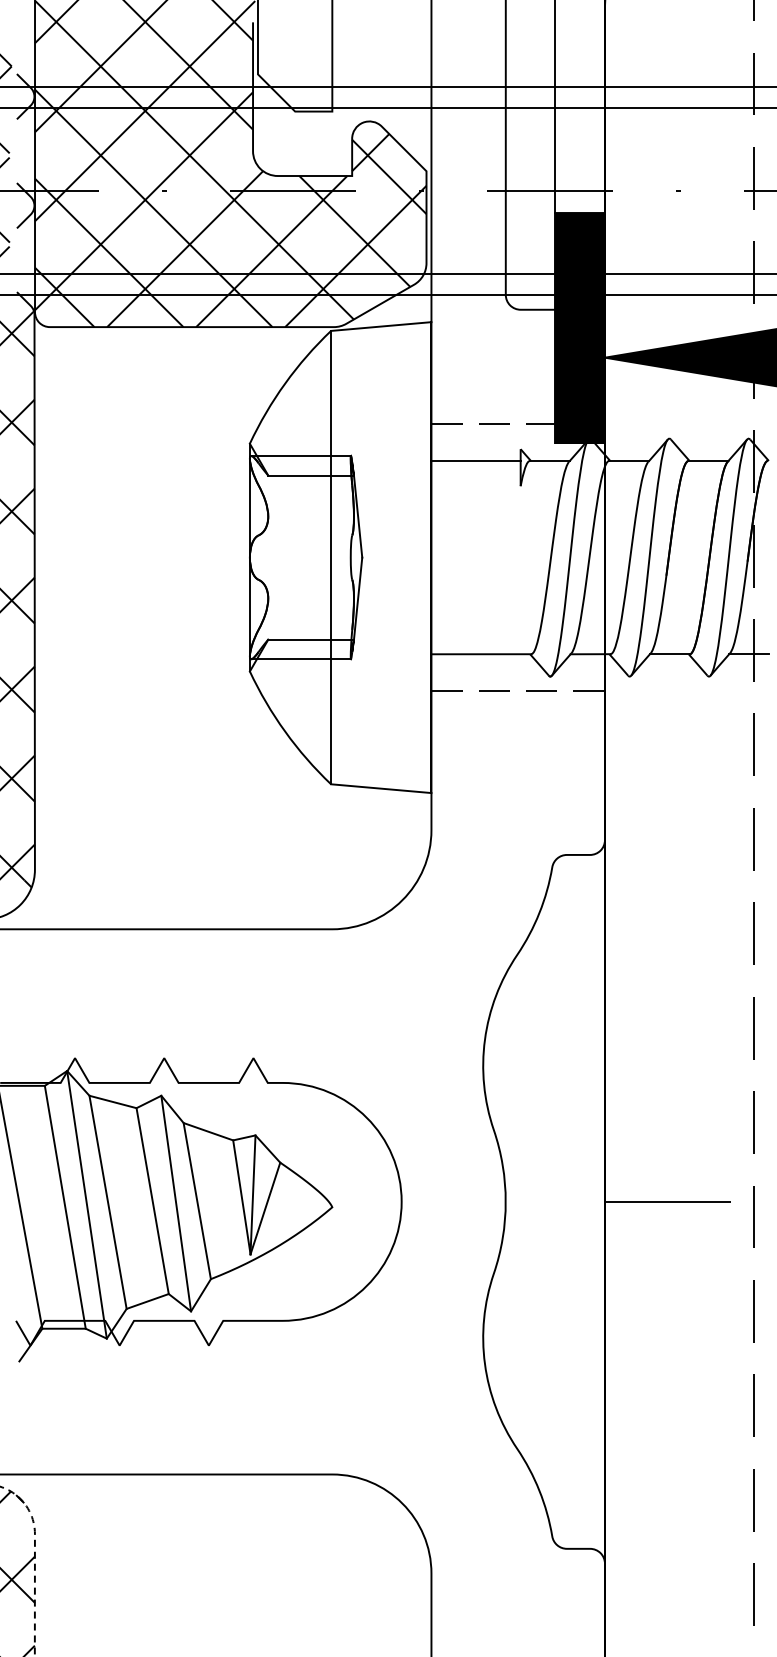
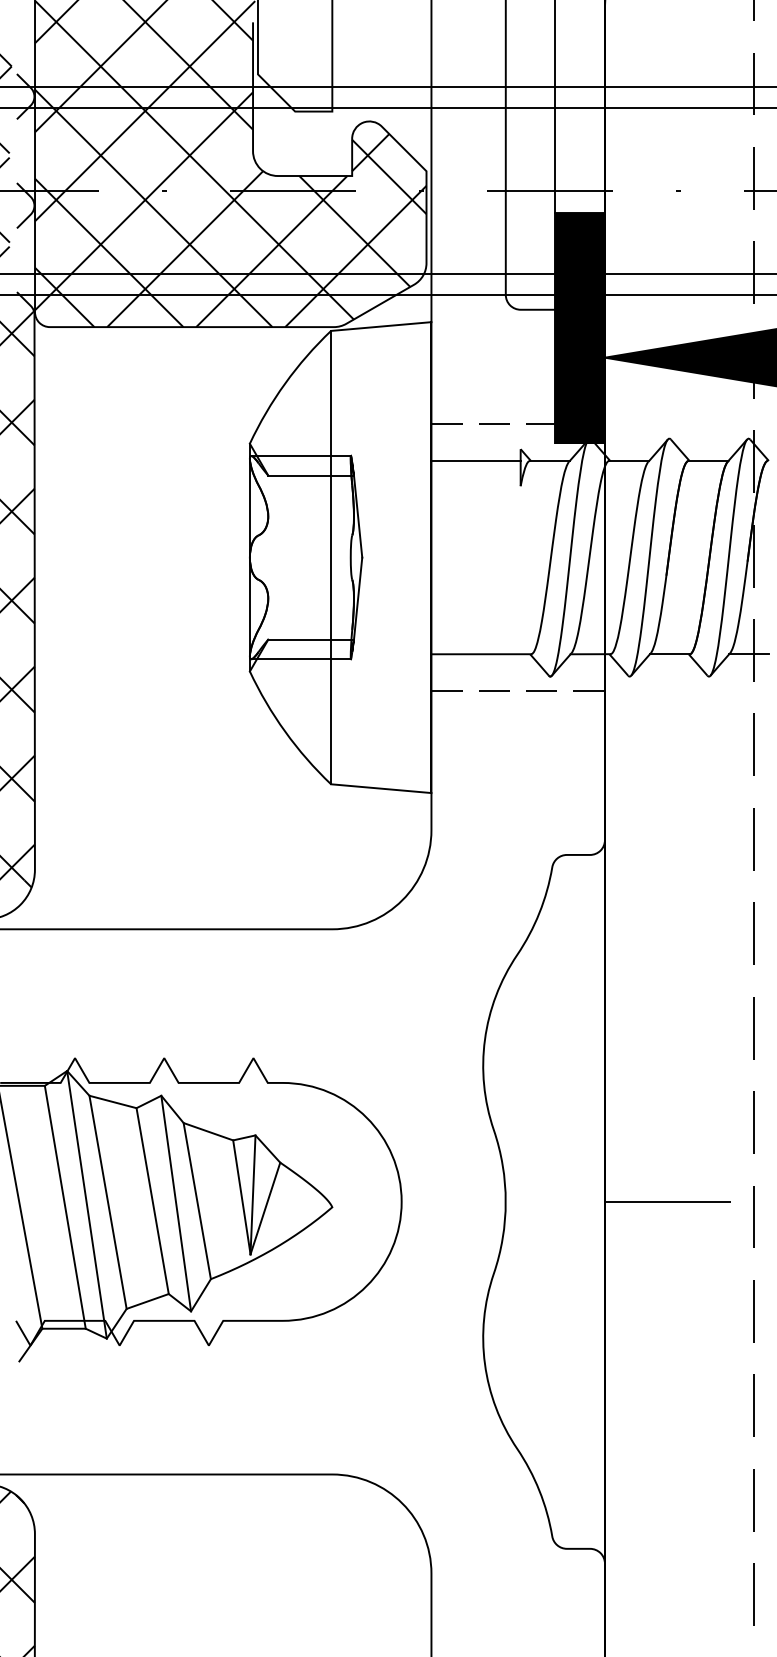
line: dashed -> solid (34, 1556)
